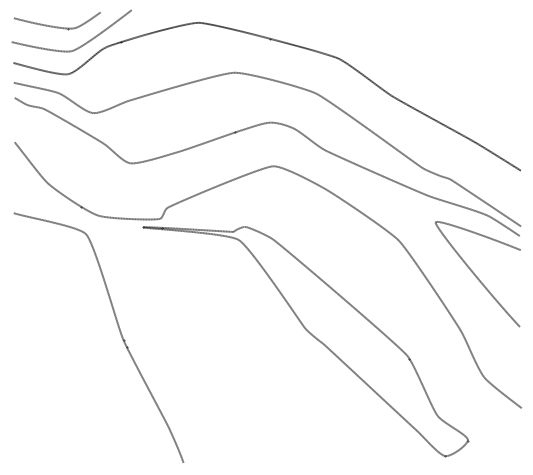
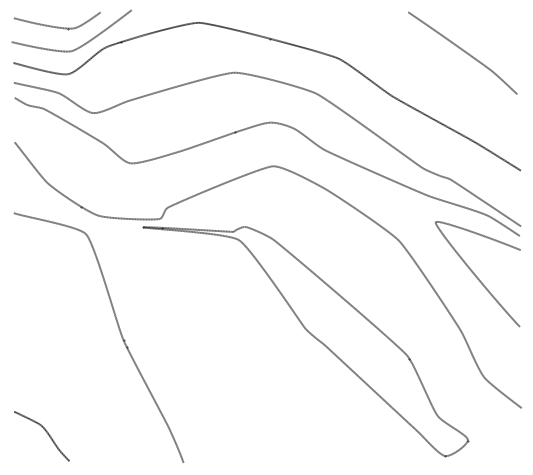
curve: none -> present (463, 51)
curve: none -> present (46, 433)
